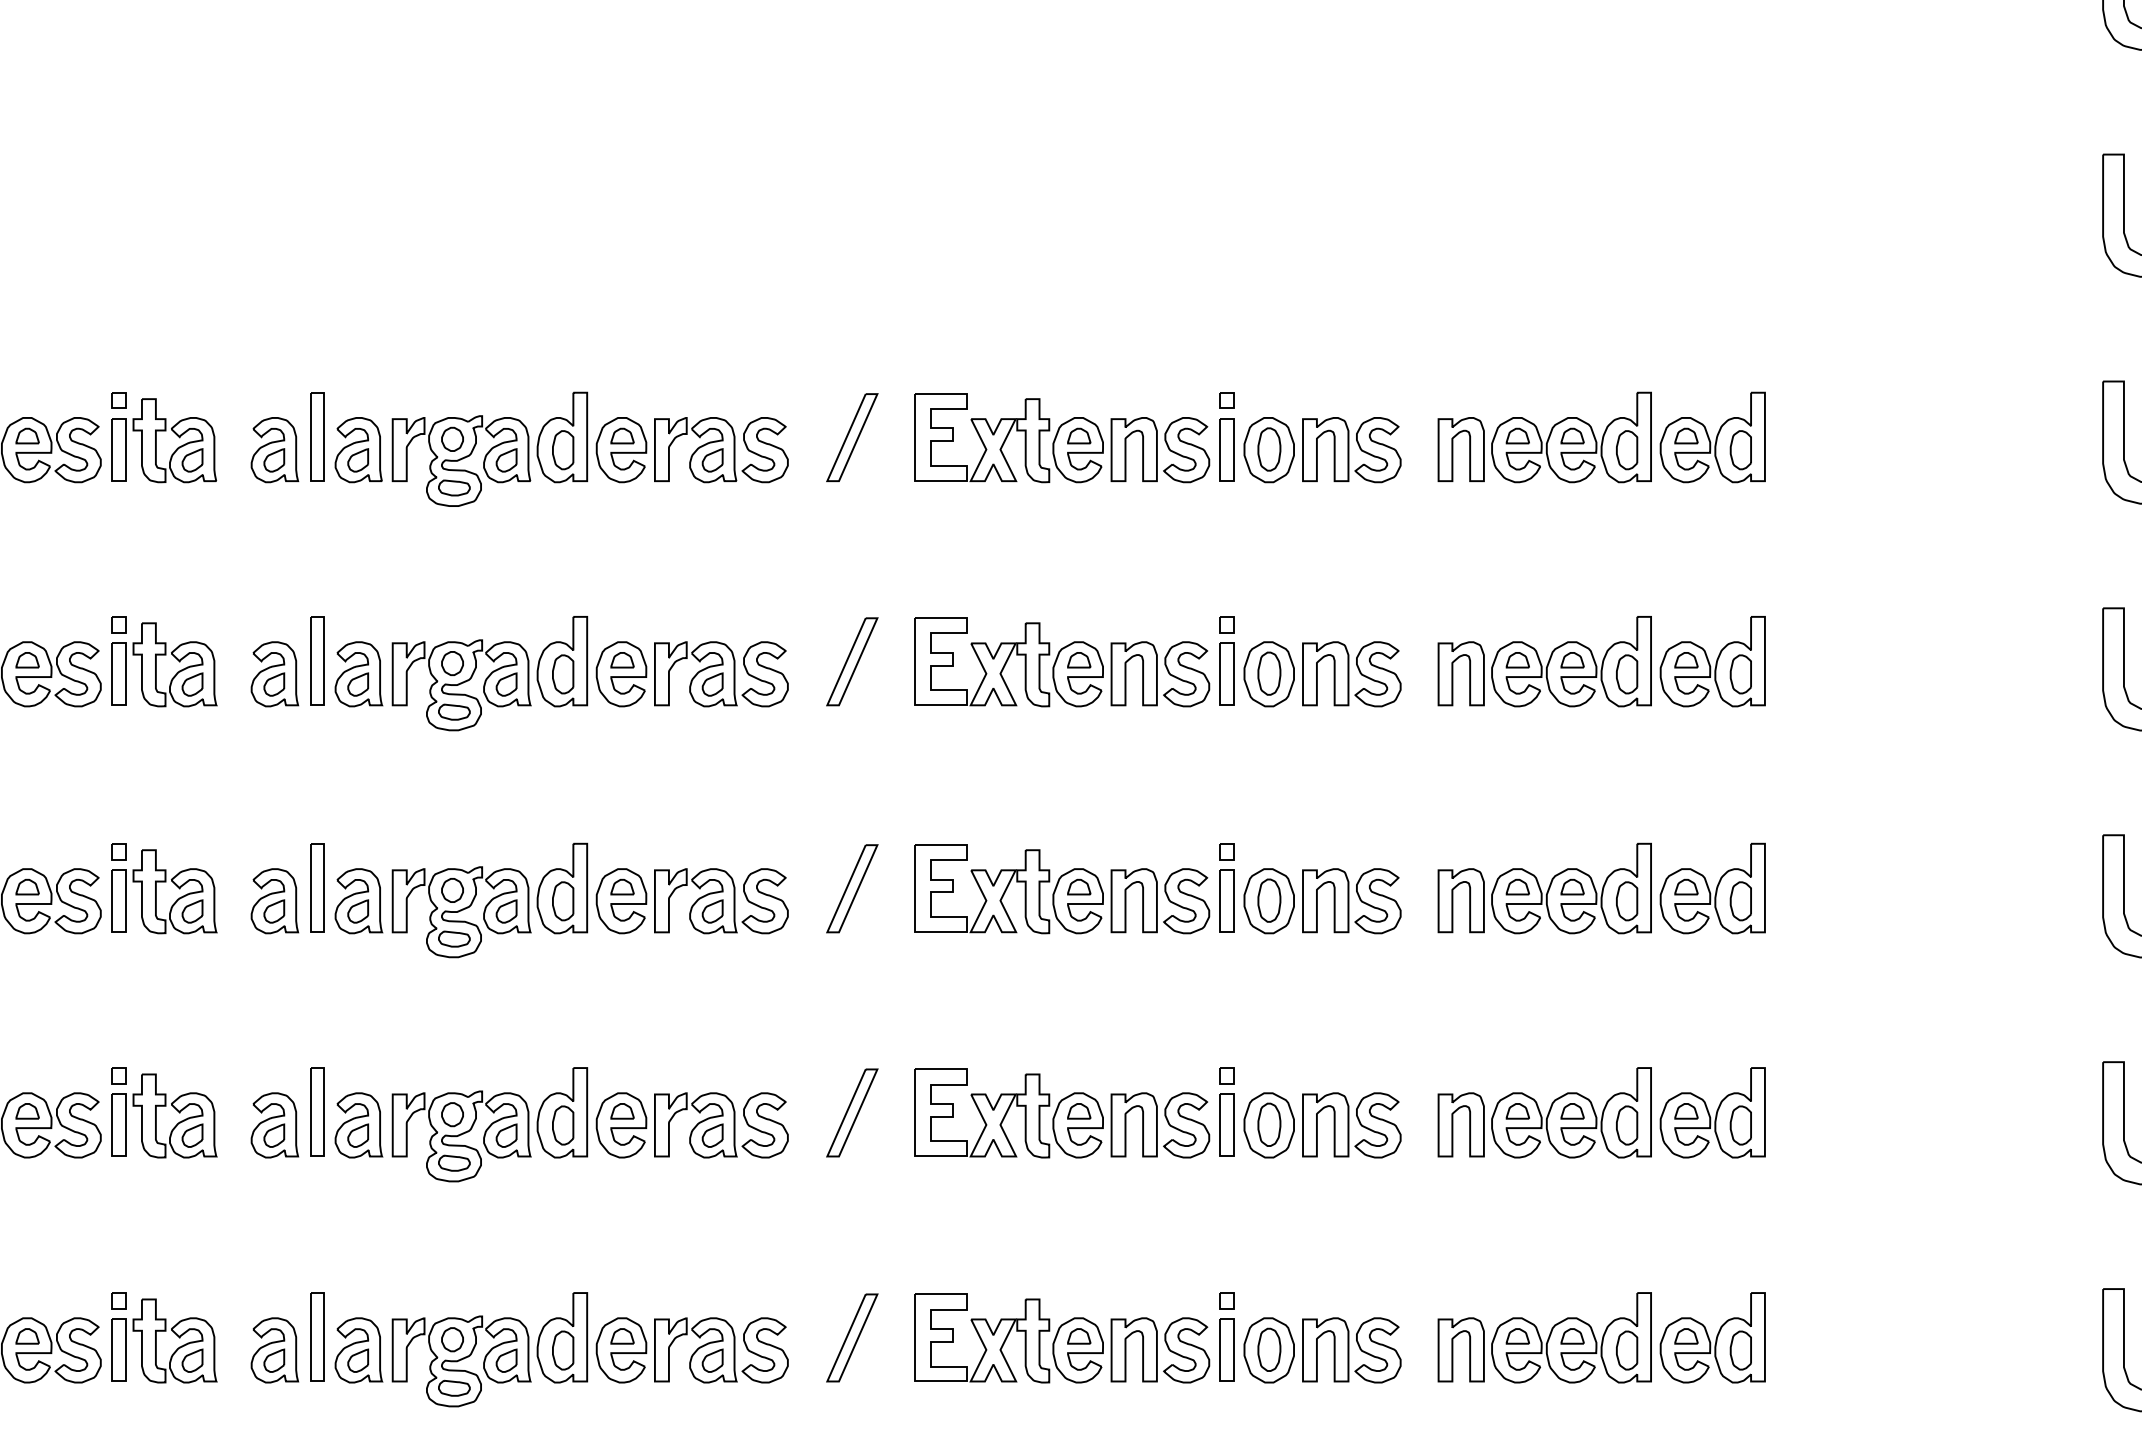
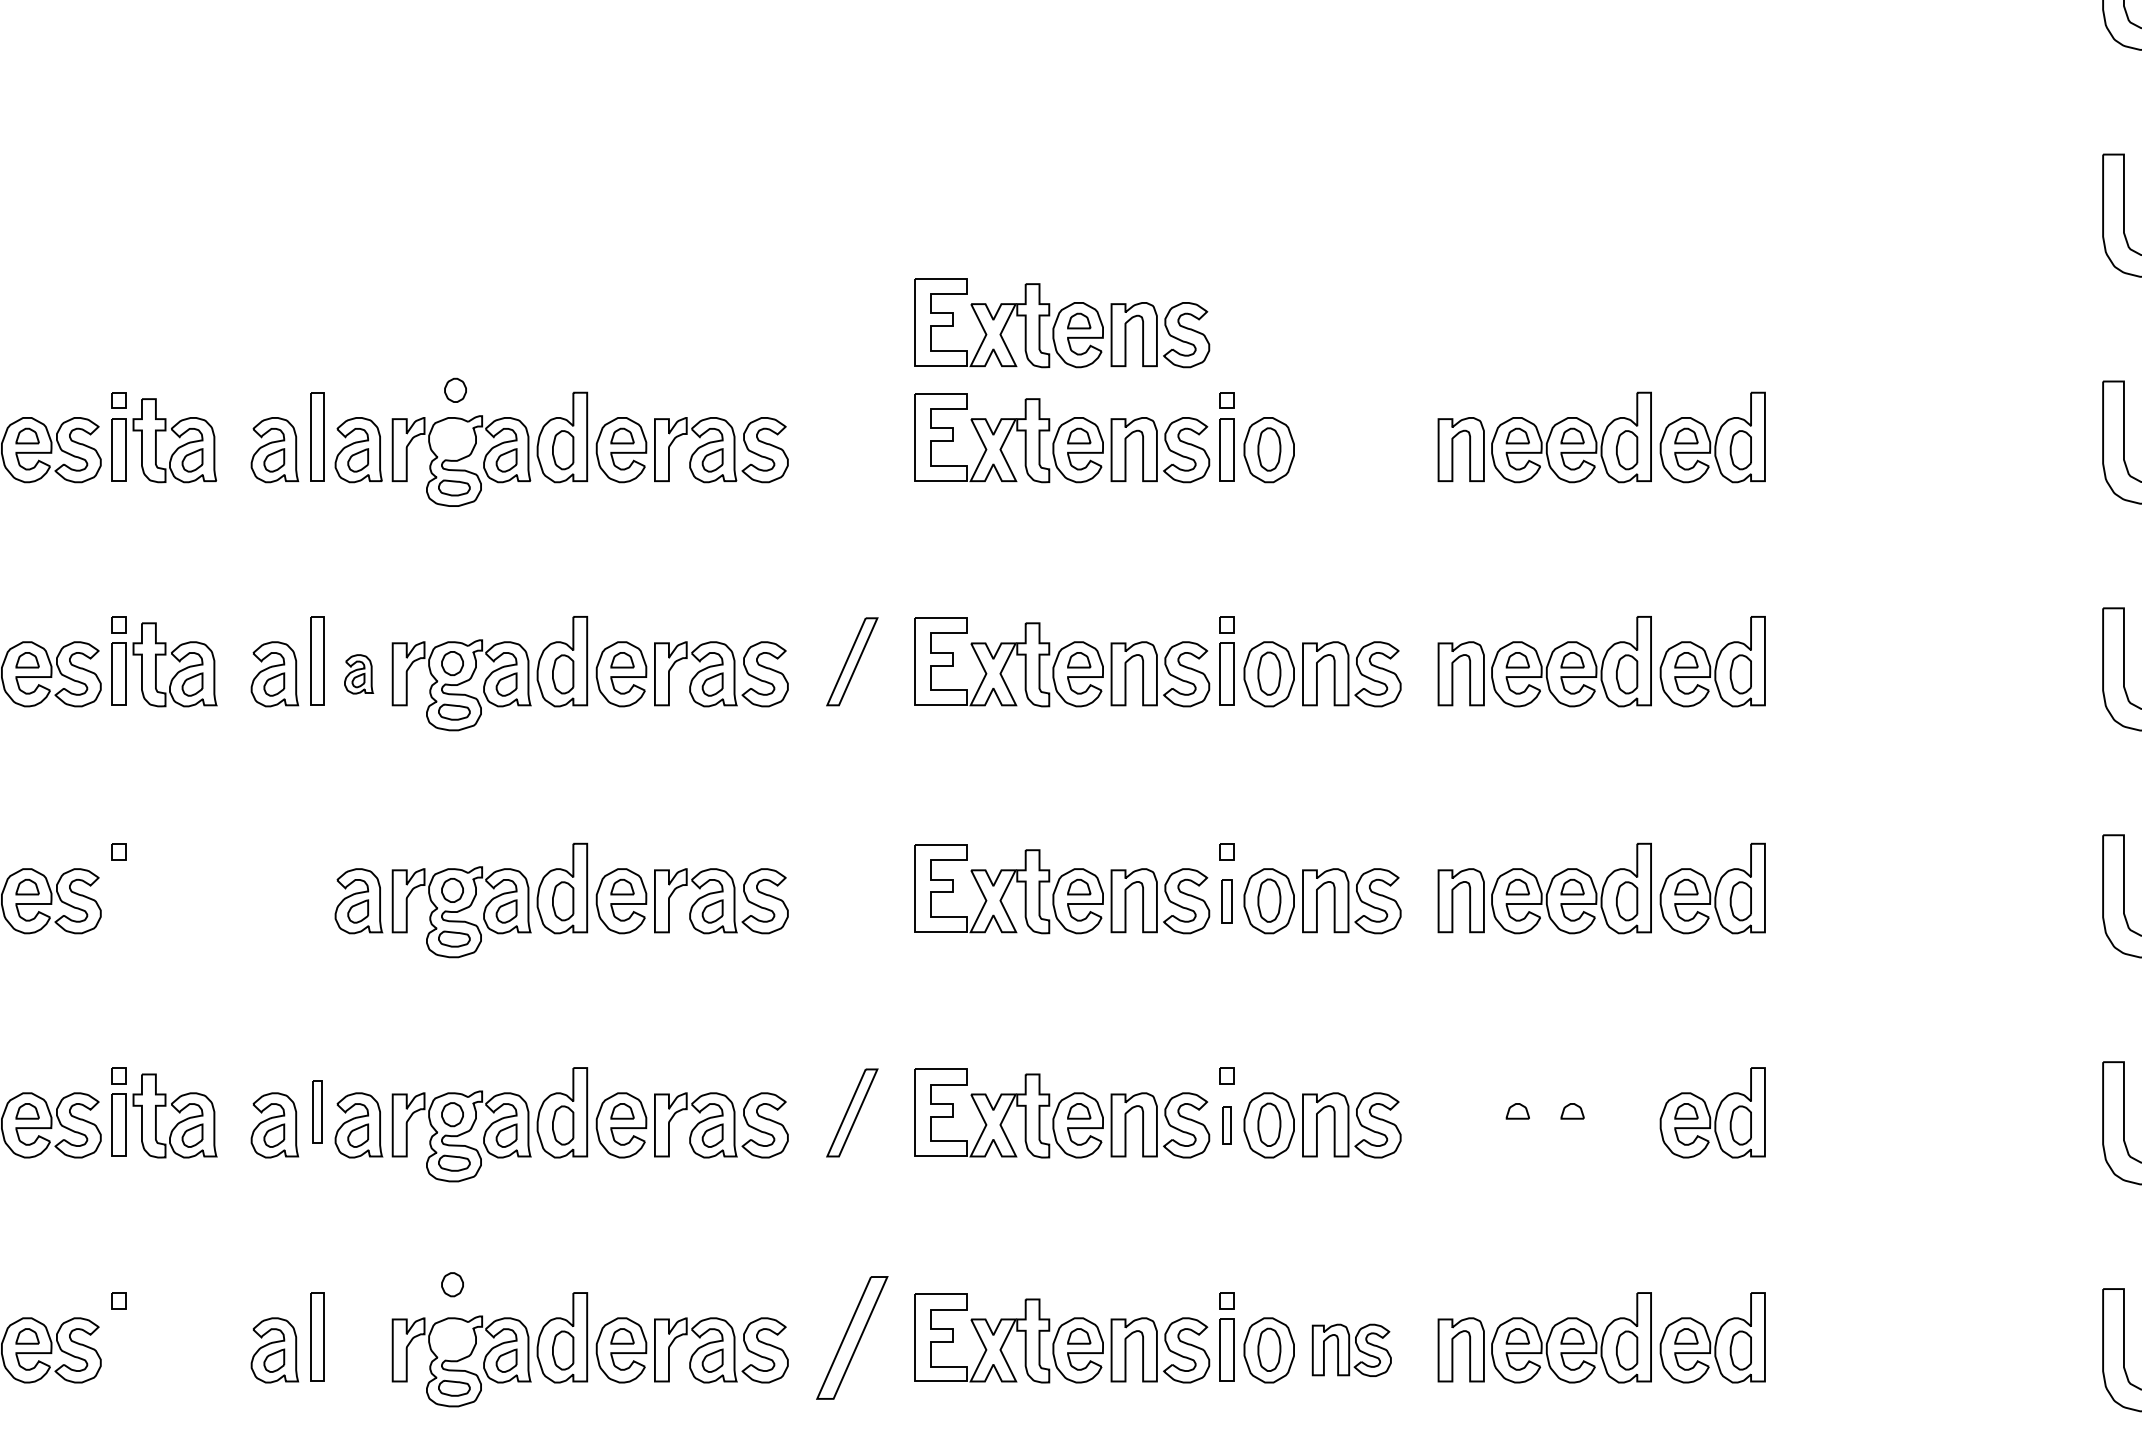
part: none -> present (1062, 323)
part: present -> none (852, 437)
part position: (452, 438) -> (455, 389) (455, 389)
part: present -> none (1351, 450)
part size: 50x67 px -> 31x41 px (359, 674)
part: present -> none (317, 887)
part: present -> none (852, 888)
part: present -> none (156, 891)
part size: 16x64 px -> 12x45 px (1226, 901)
part: present -> none (274, 901)
part size: 15x90 px -> 11x64 px (317, 1111)
part: present -> none (1544, 1112)
part size: 16x64 px -> 10x39 px (1226, 1125)
part size: 53x90 px -> 73x124 px (852, 1337)
part position: (452, 1339) -> (452, 1284) (452, 1284)
part: present -> none (156, 1340)
part: present -> none (358, 1350)
part size: 100x67 px -> 81x54 px (1351, 1349)
